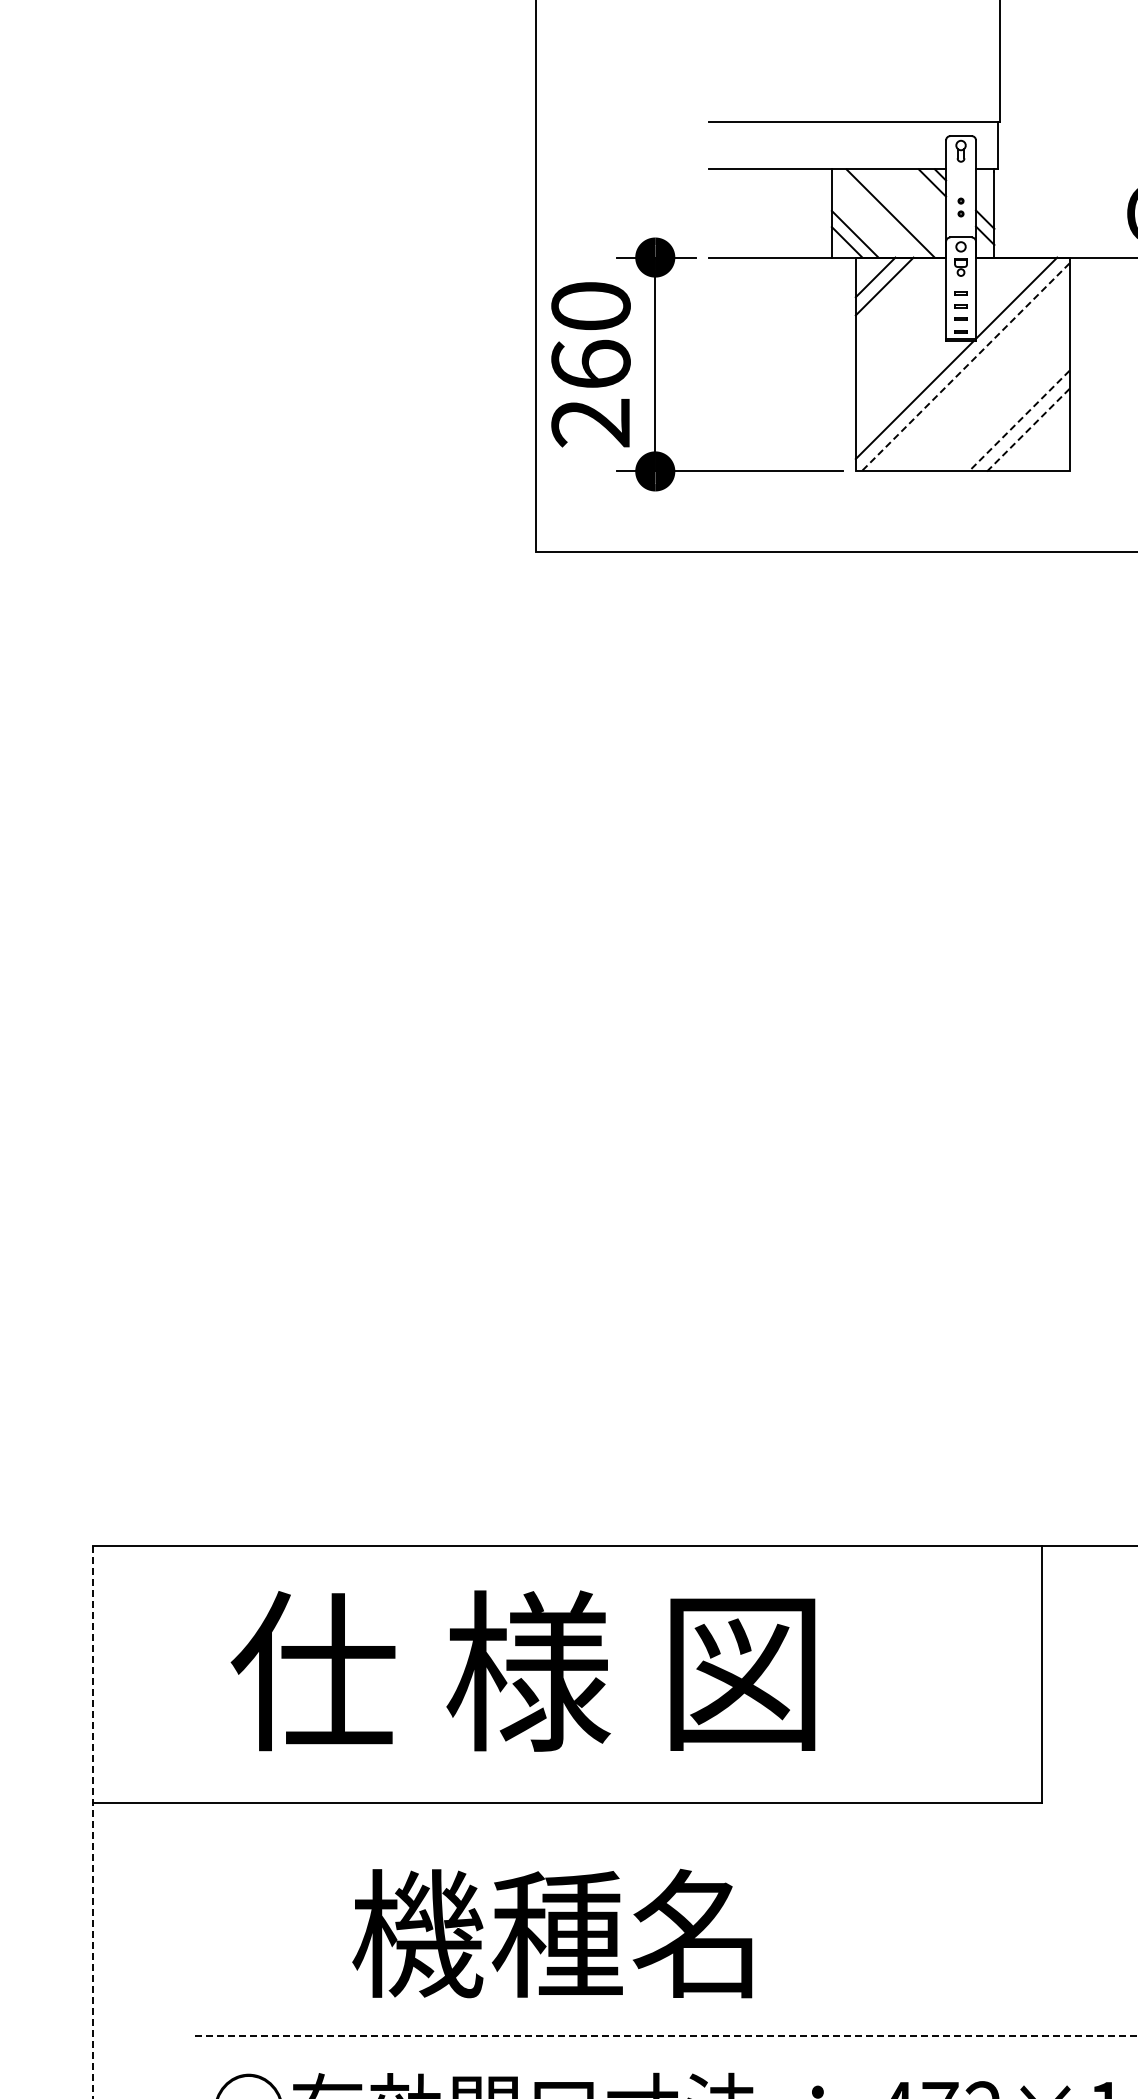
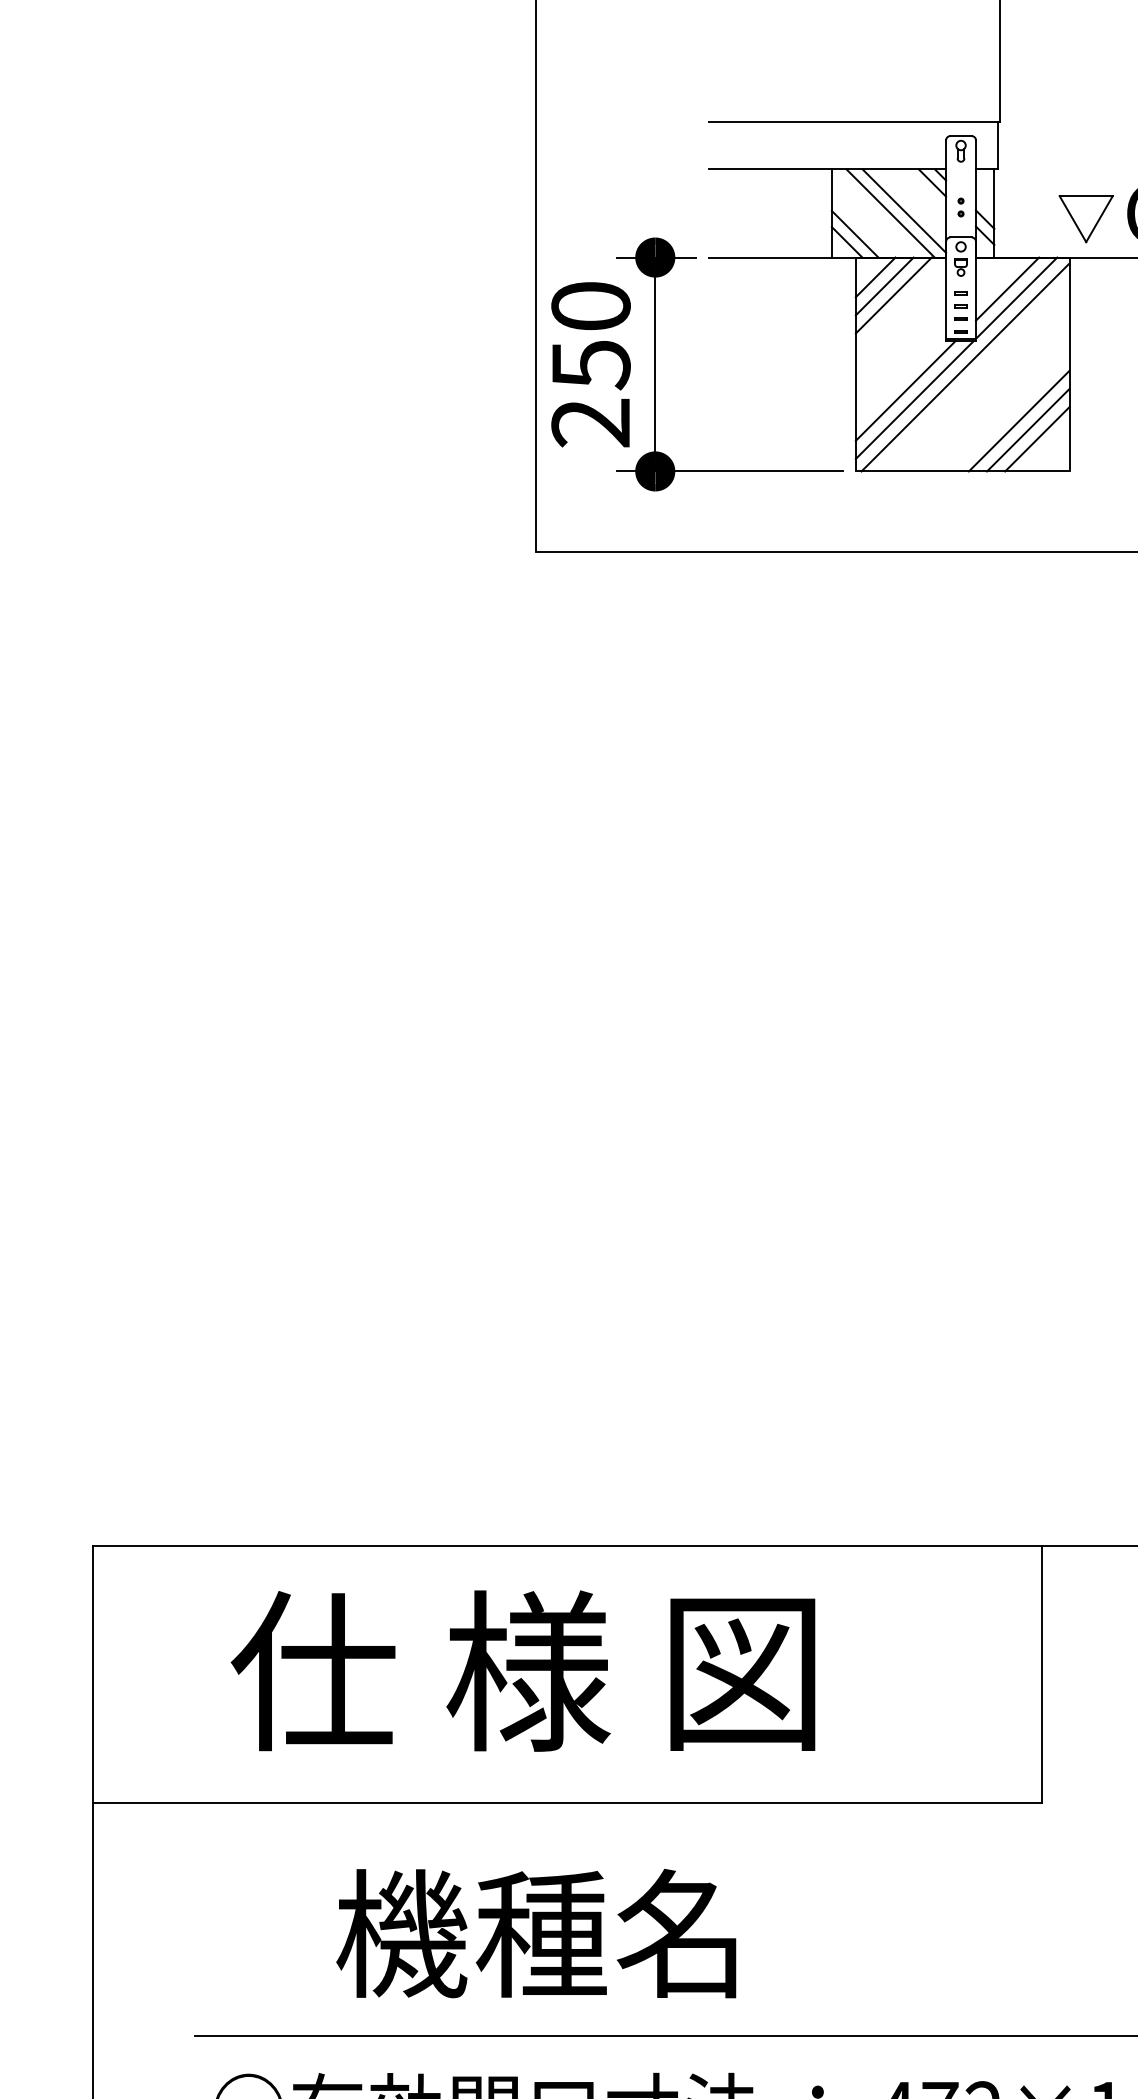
line: none -> present (904, 210)
part: none -> present (1085, 219)
line: none -> present (1007, 288)
line: none -> present (893, 295)
text: 260 -> 250 (590, 364)
line: dashed -> solid (965, 367)
line: none -> present (905, 390)
line: dashed -> solid (1018, 421)
line: dashed -> solid (1028, 430)
line: none -> present (1037, 438)
line: dashed -> solid (92, 1822)
text position: (552, 1933) -> (536, 1933) (536, 1933)
line: dashed -> solid (667, 2036)
